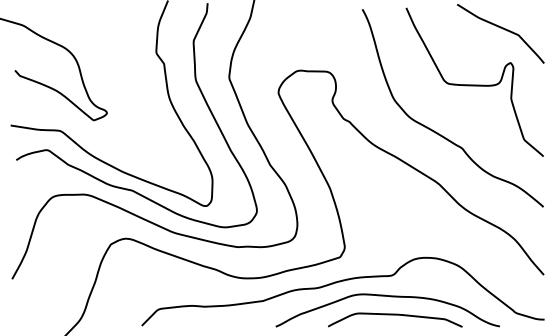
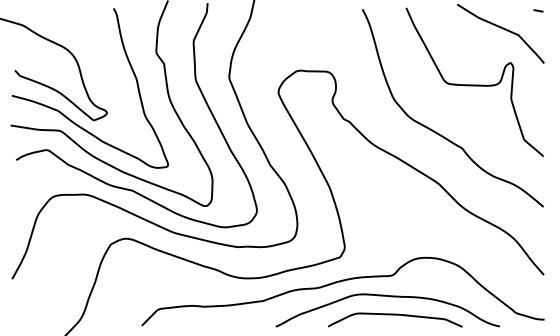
line: none -> present (538, 10)
curve: none -> present (67, 116)
